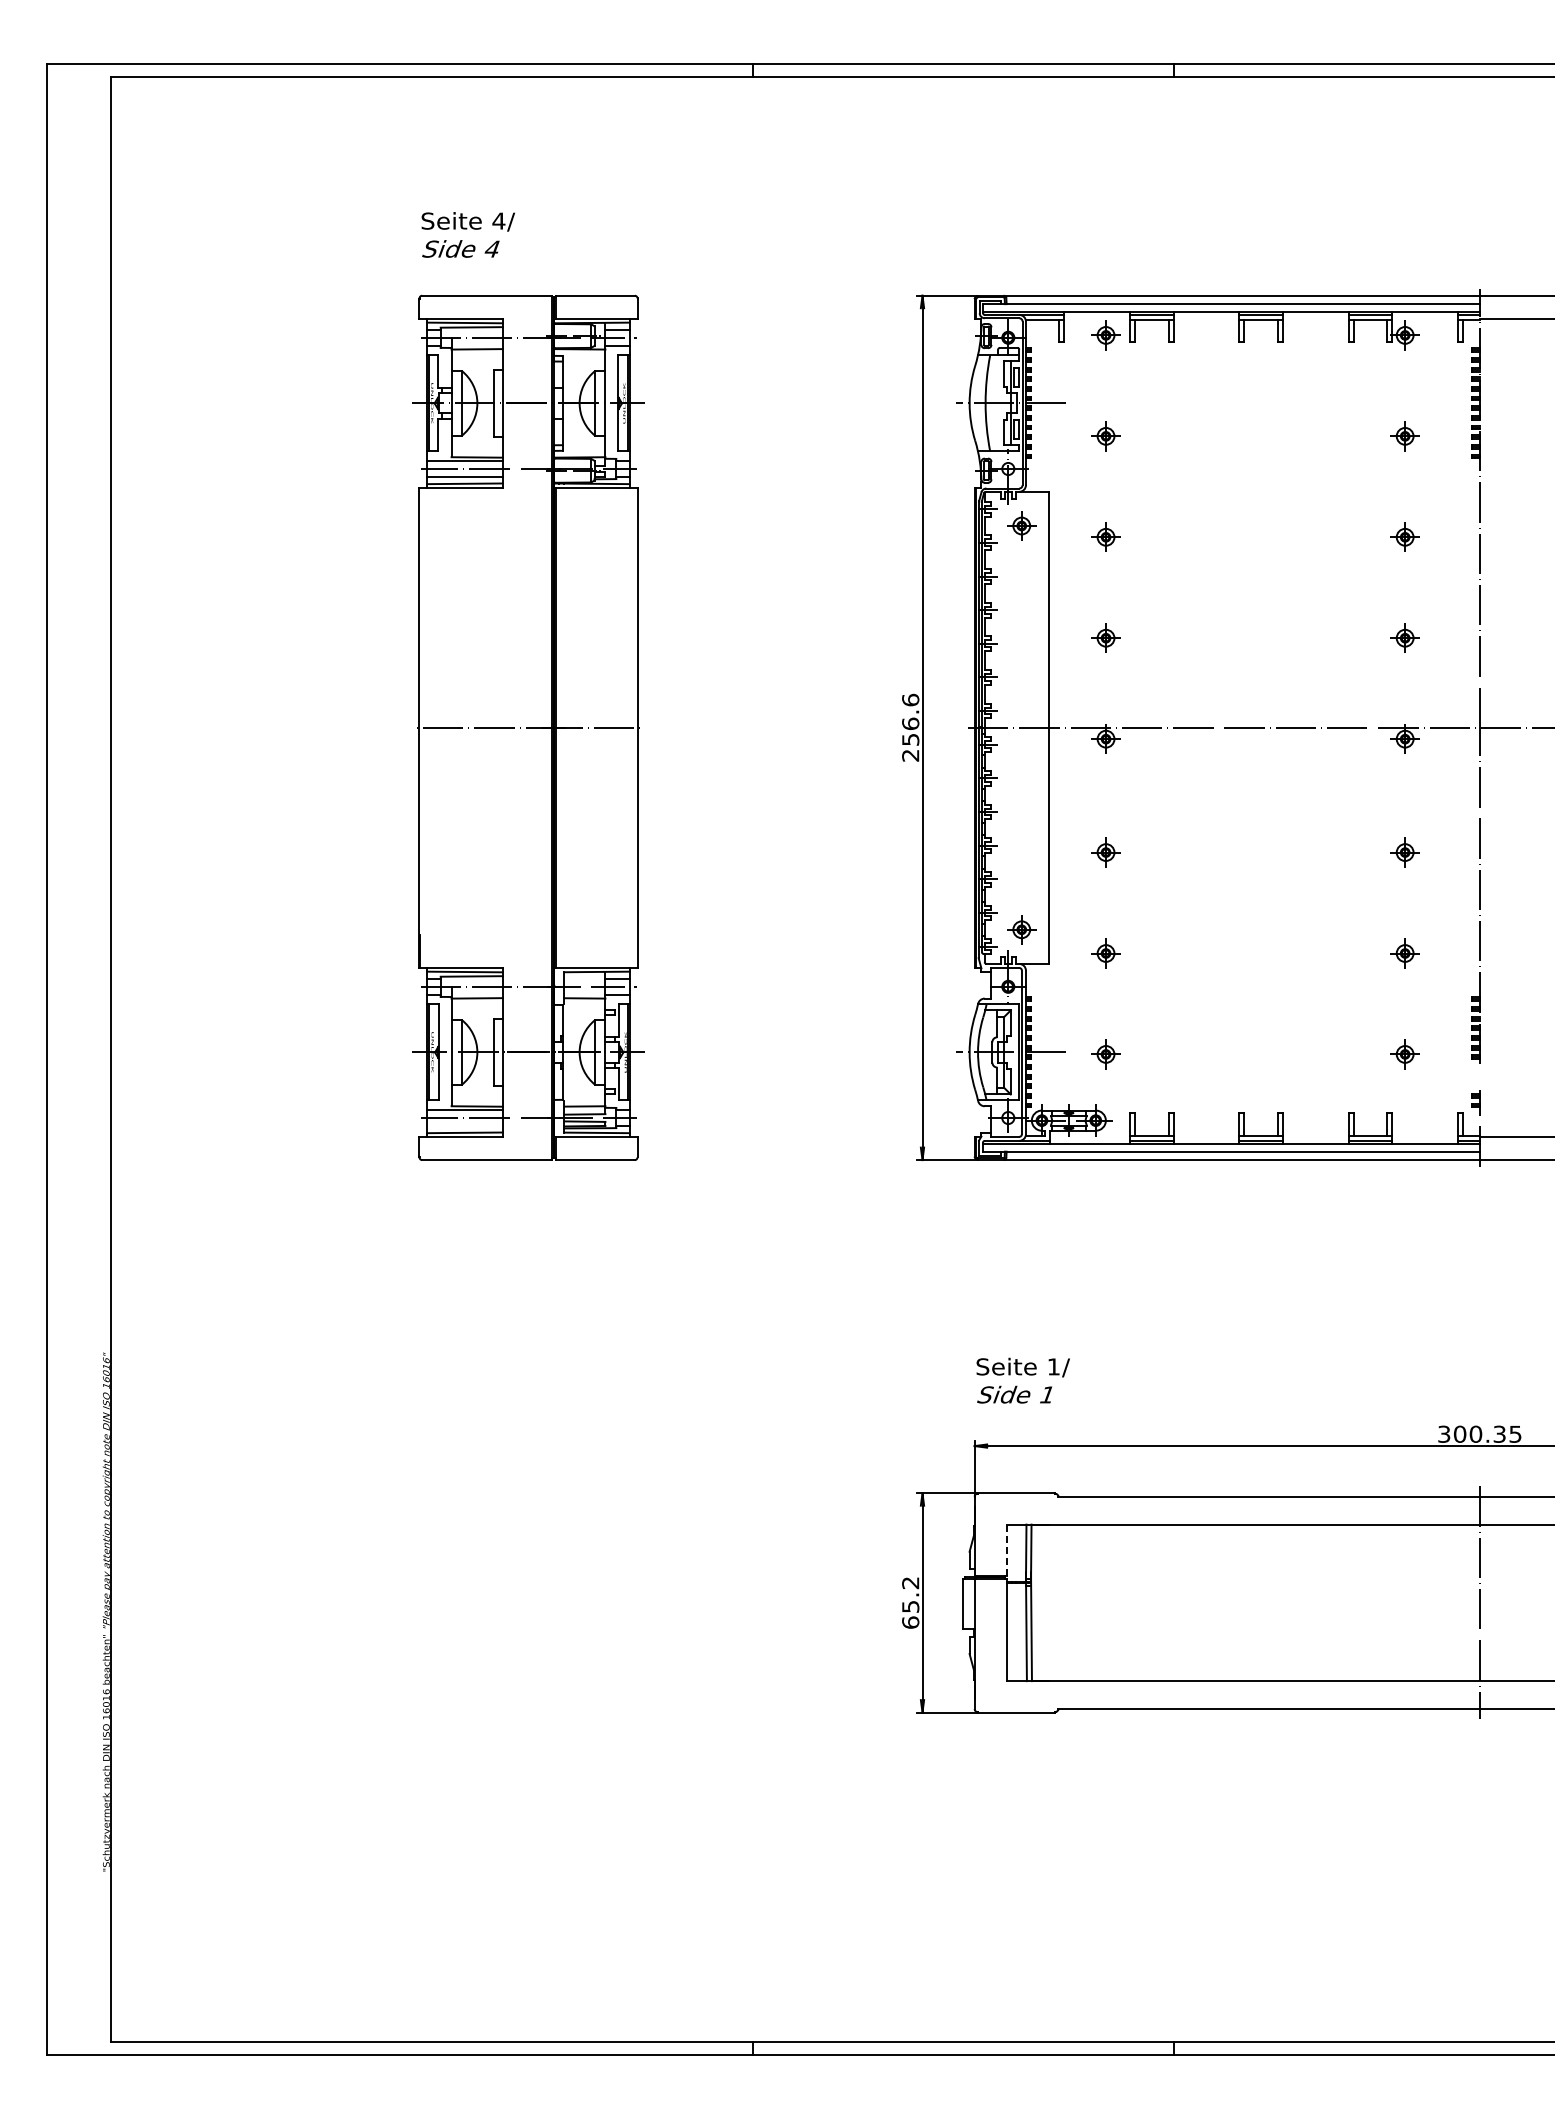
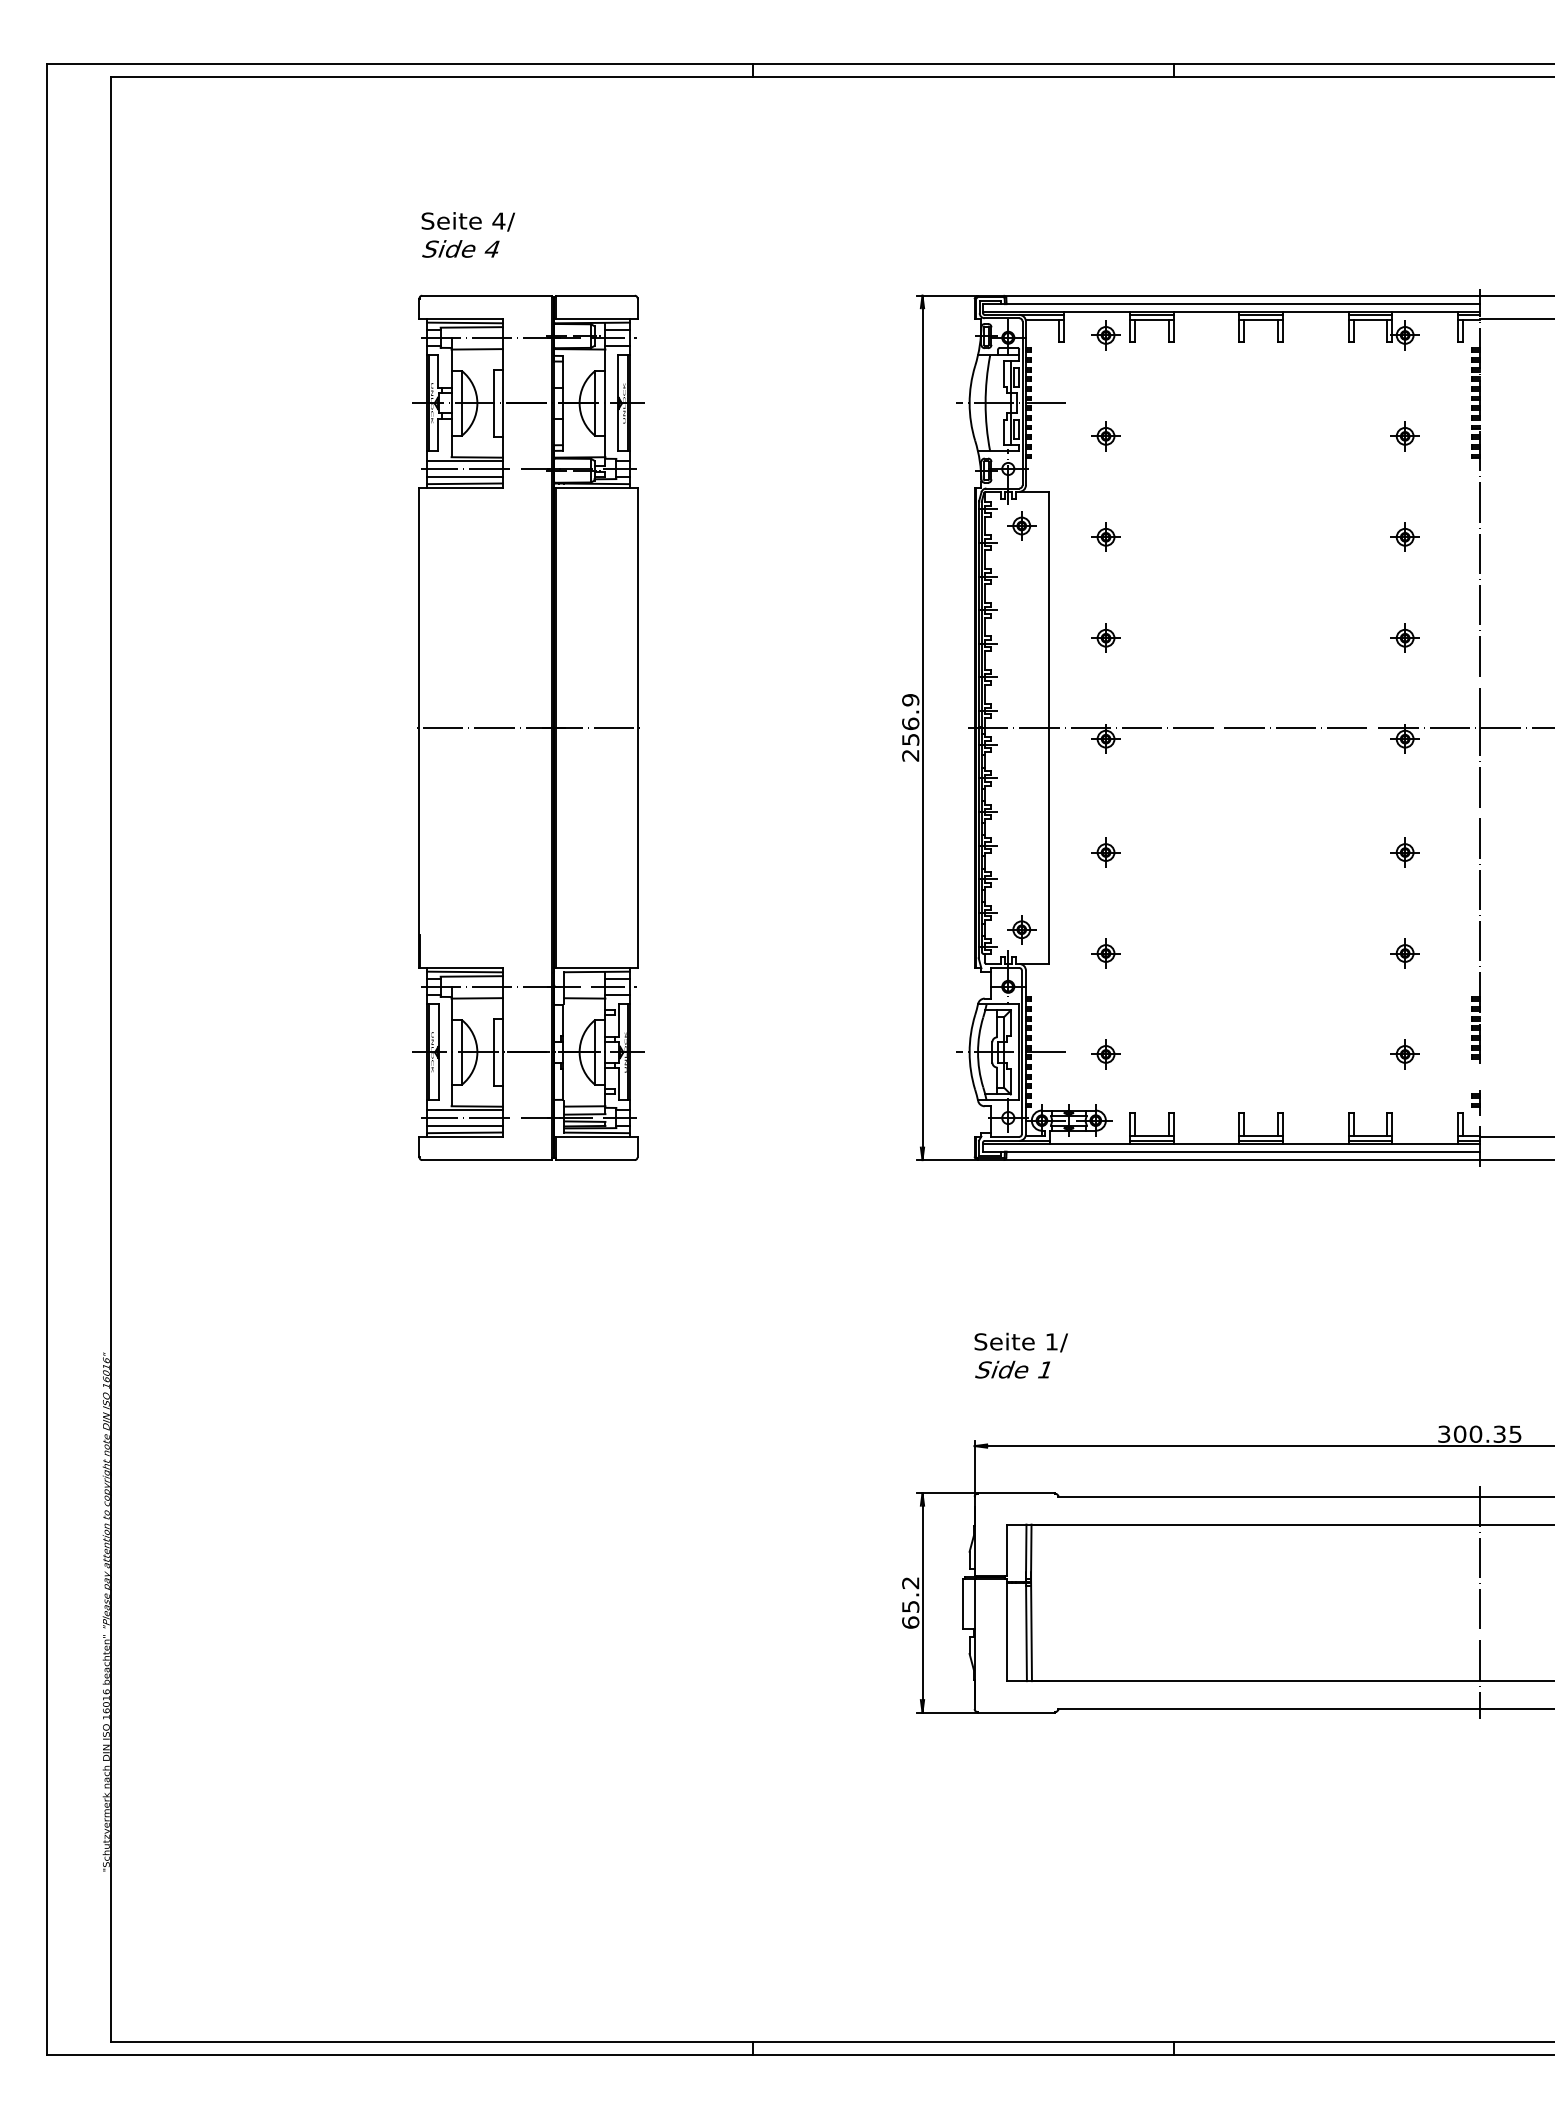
text: 256.6 -> 256.9 (910, 699)
line: none -> present (464, 1125)
text position: (1022, 1380) -> (1020, 1355) (1020, 1355)
line: dashed -> solid (1006, 1550)
